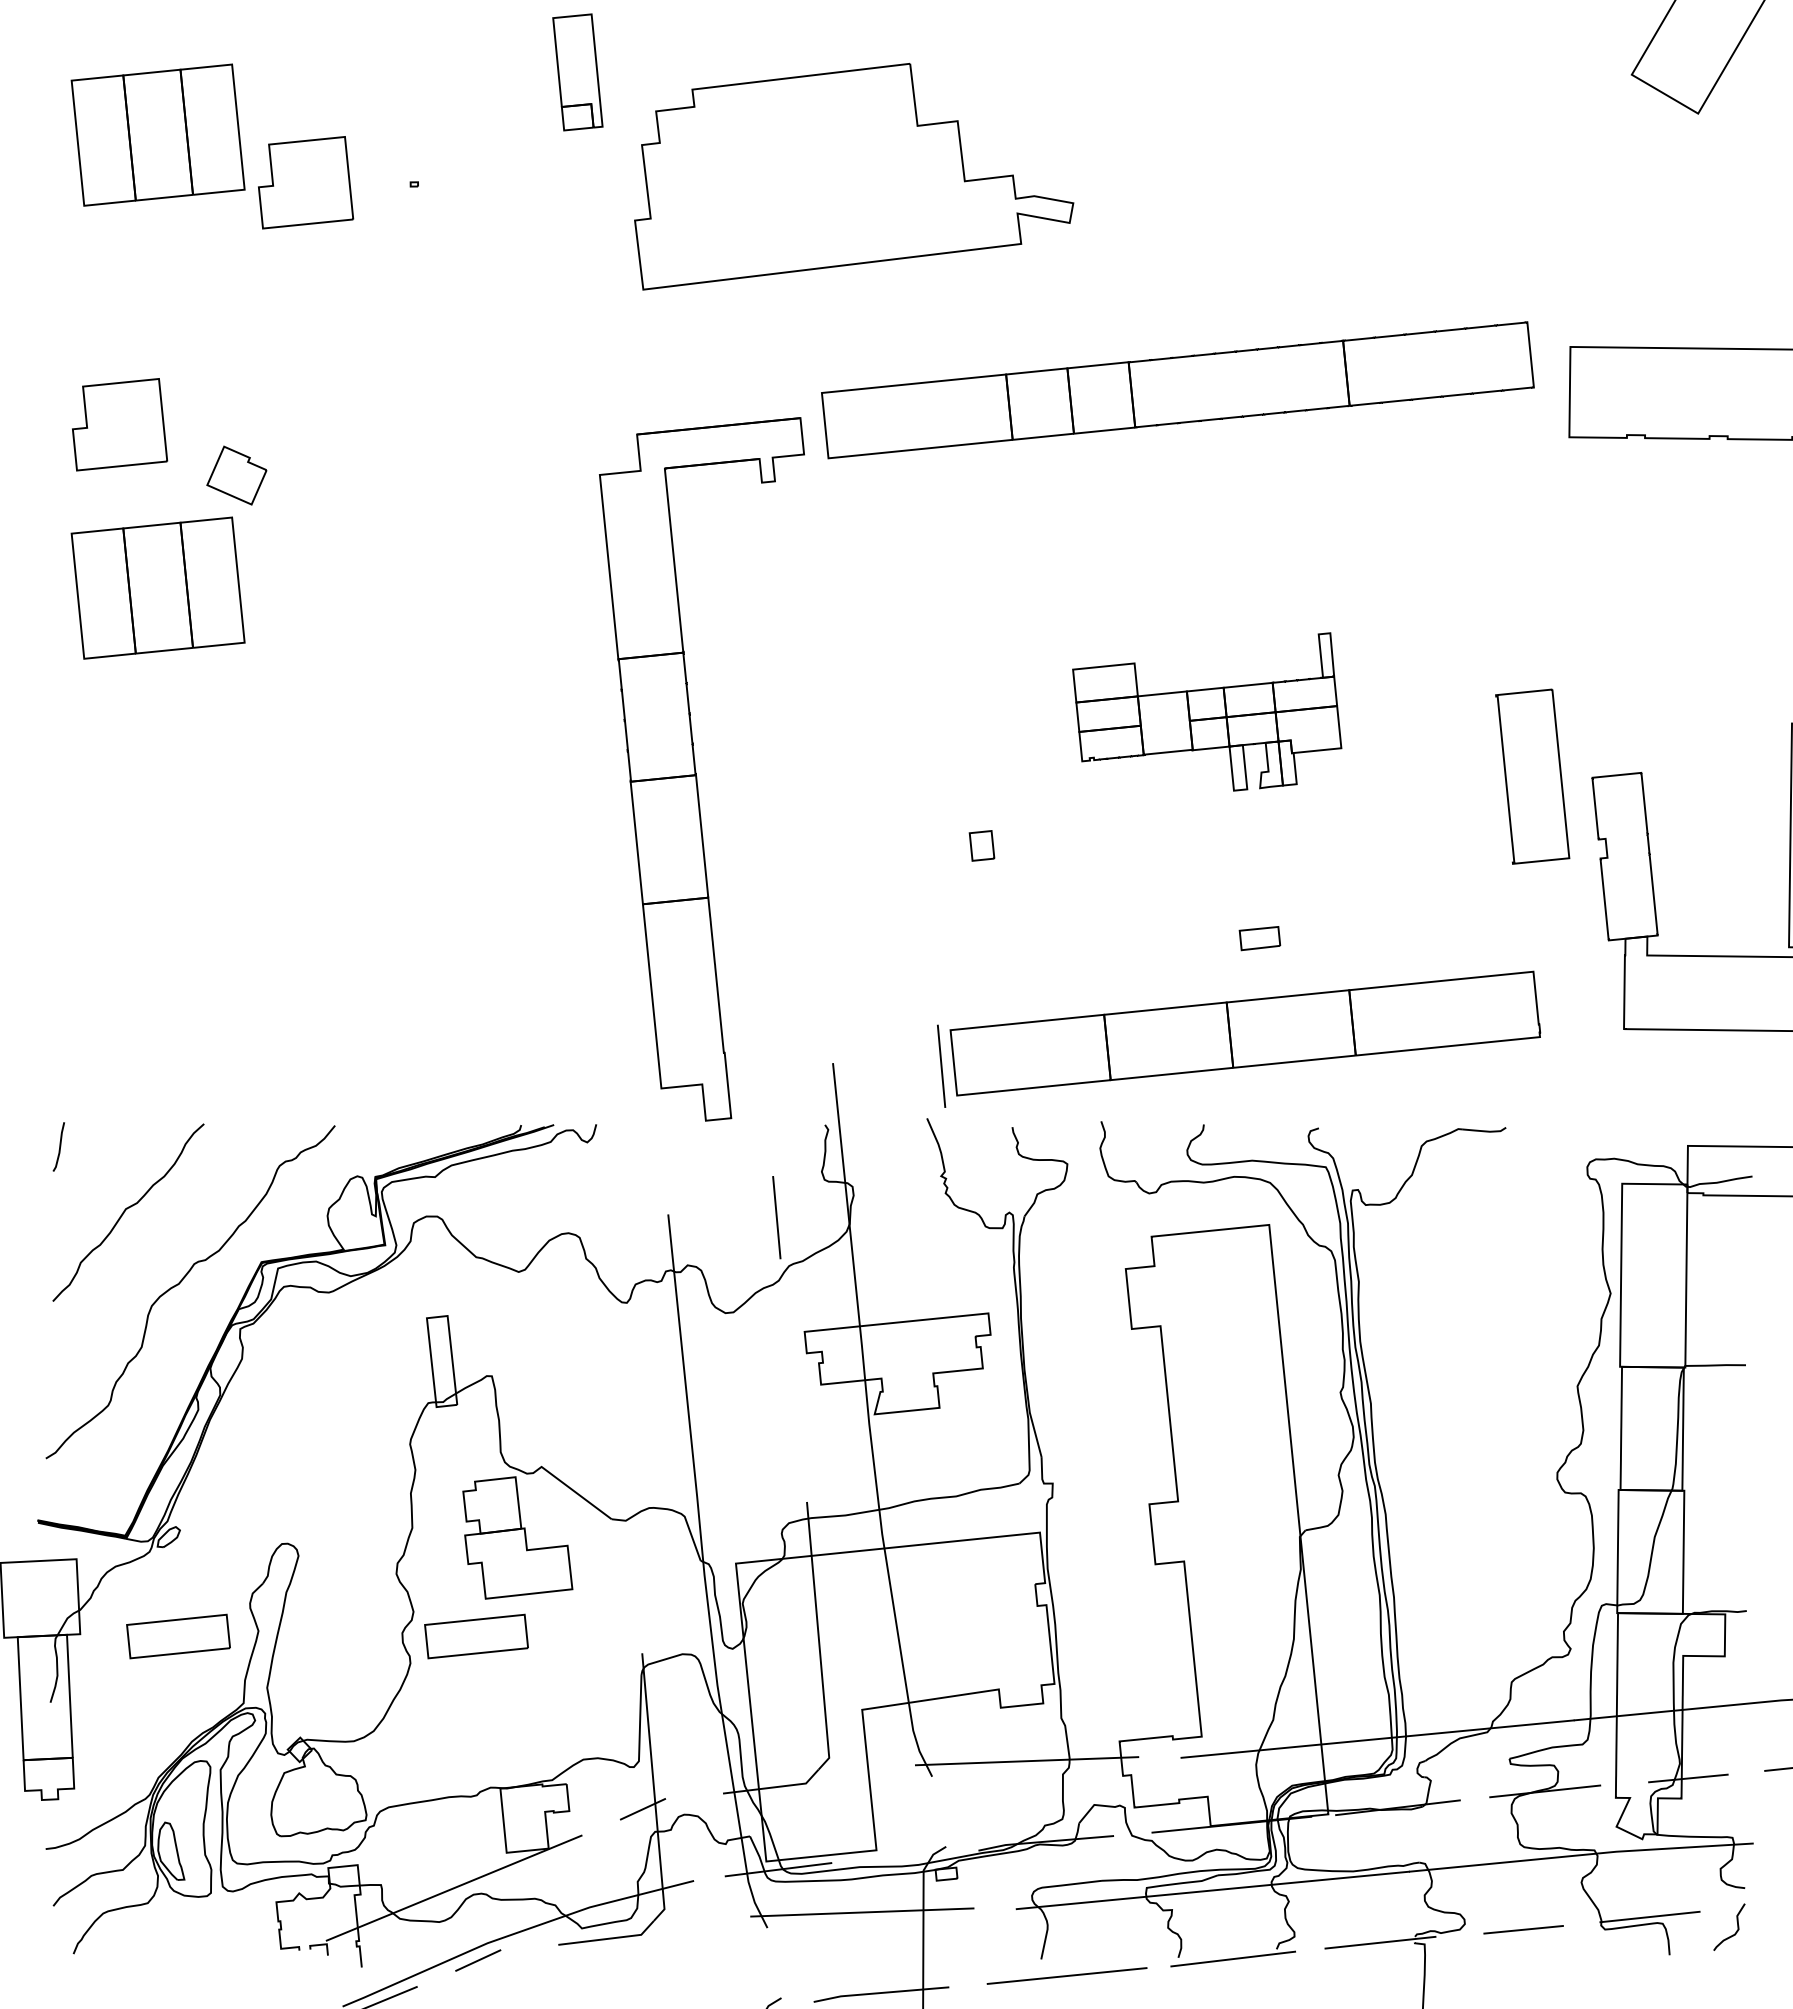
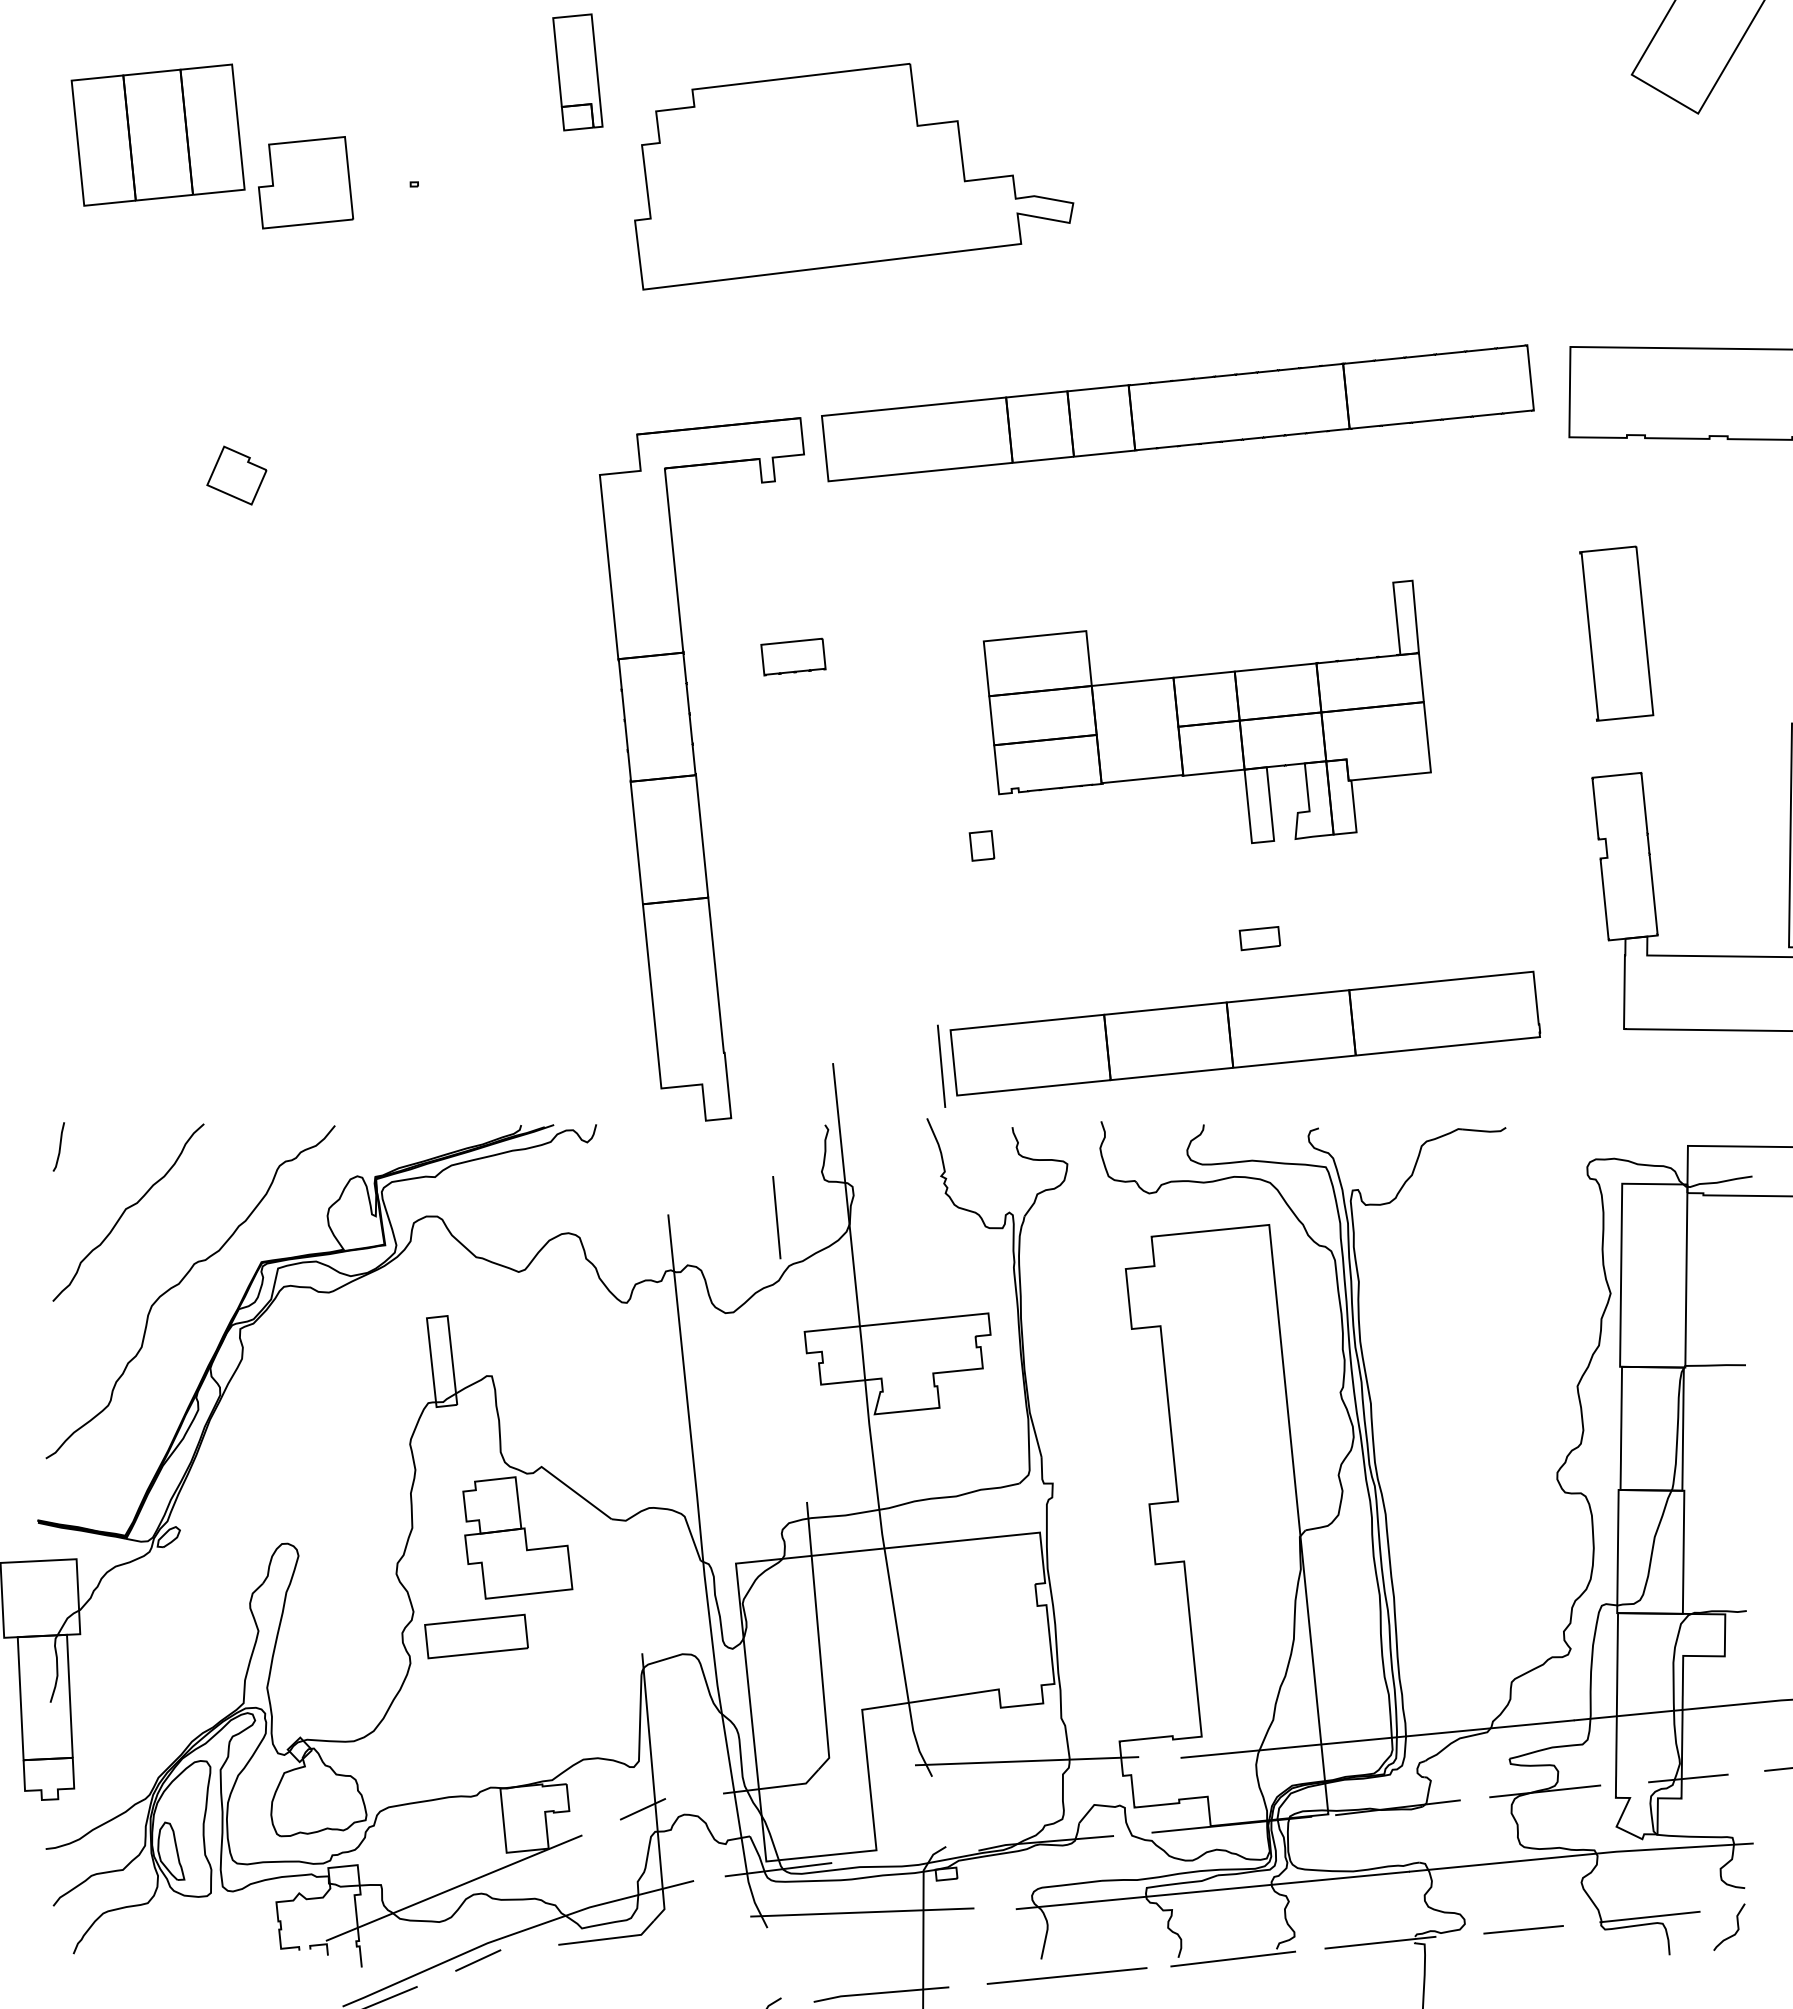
part position: (1177, 390) -> (1177, 413) (1177, 413)
part: present -> none (120, 424)
part: present -> none (157, 587)
part: none -> present (793, 656)
part size: 271x160 px -> 450x266 px (1206, 711)
part position: (1532, 776) -> (1616, 633) (1616, 633)
part: present -> none (178, 1636)
